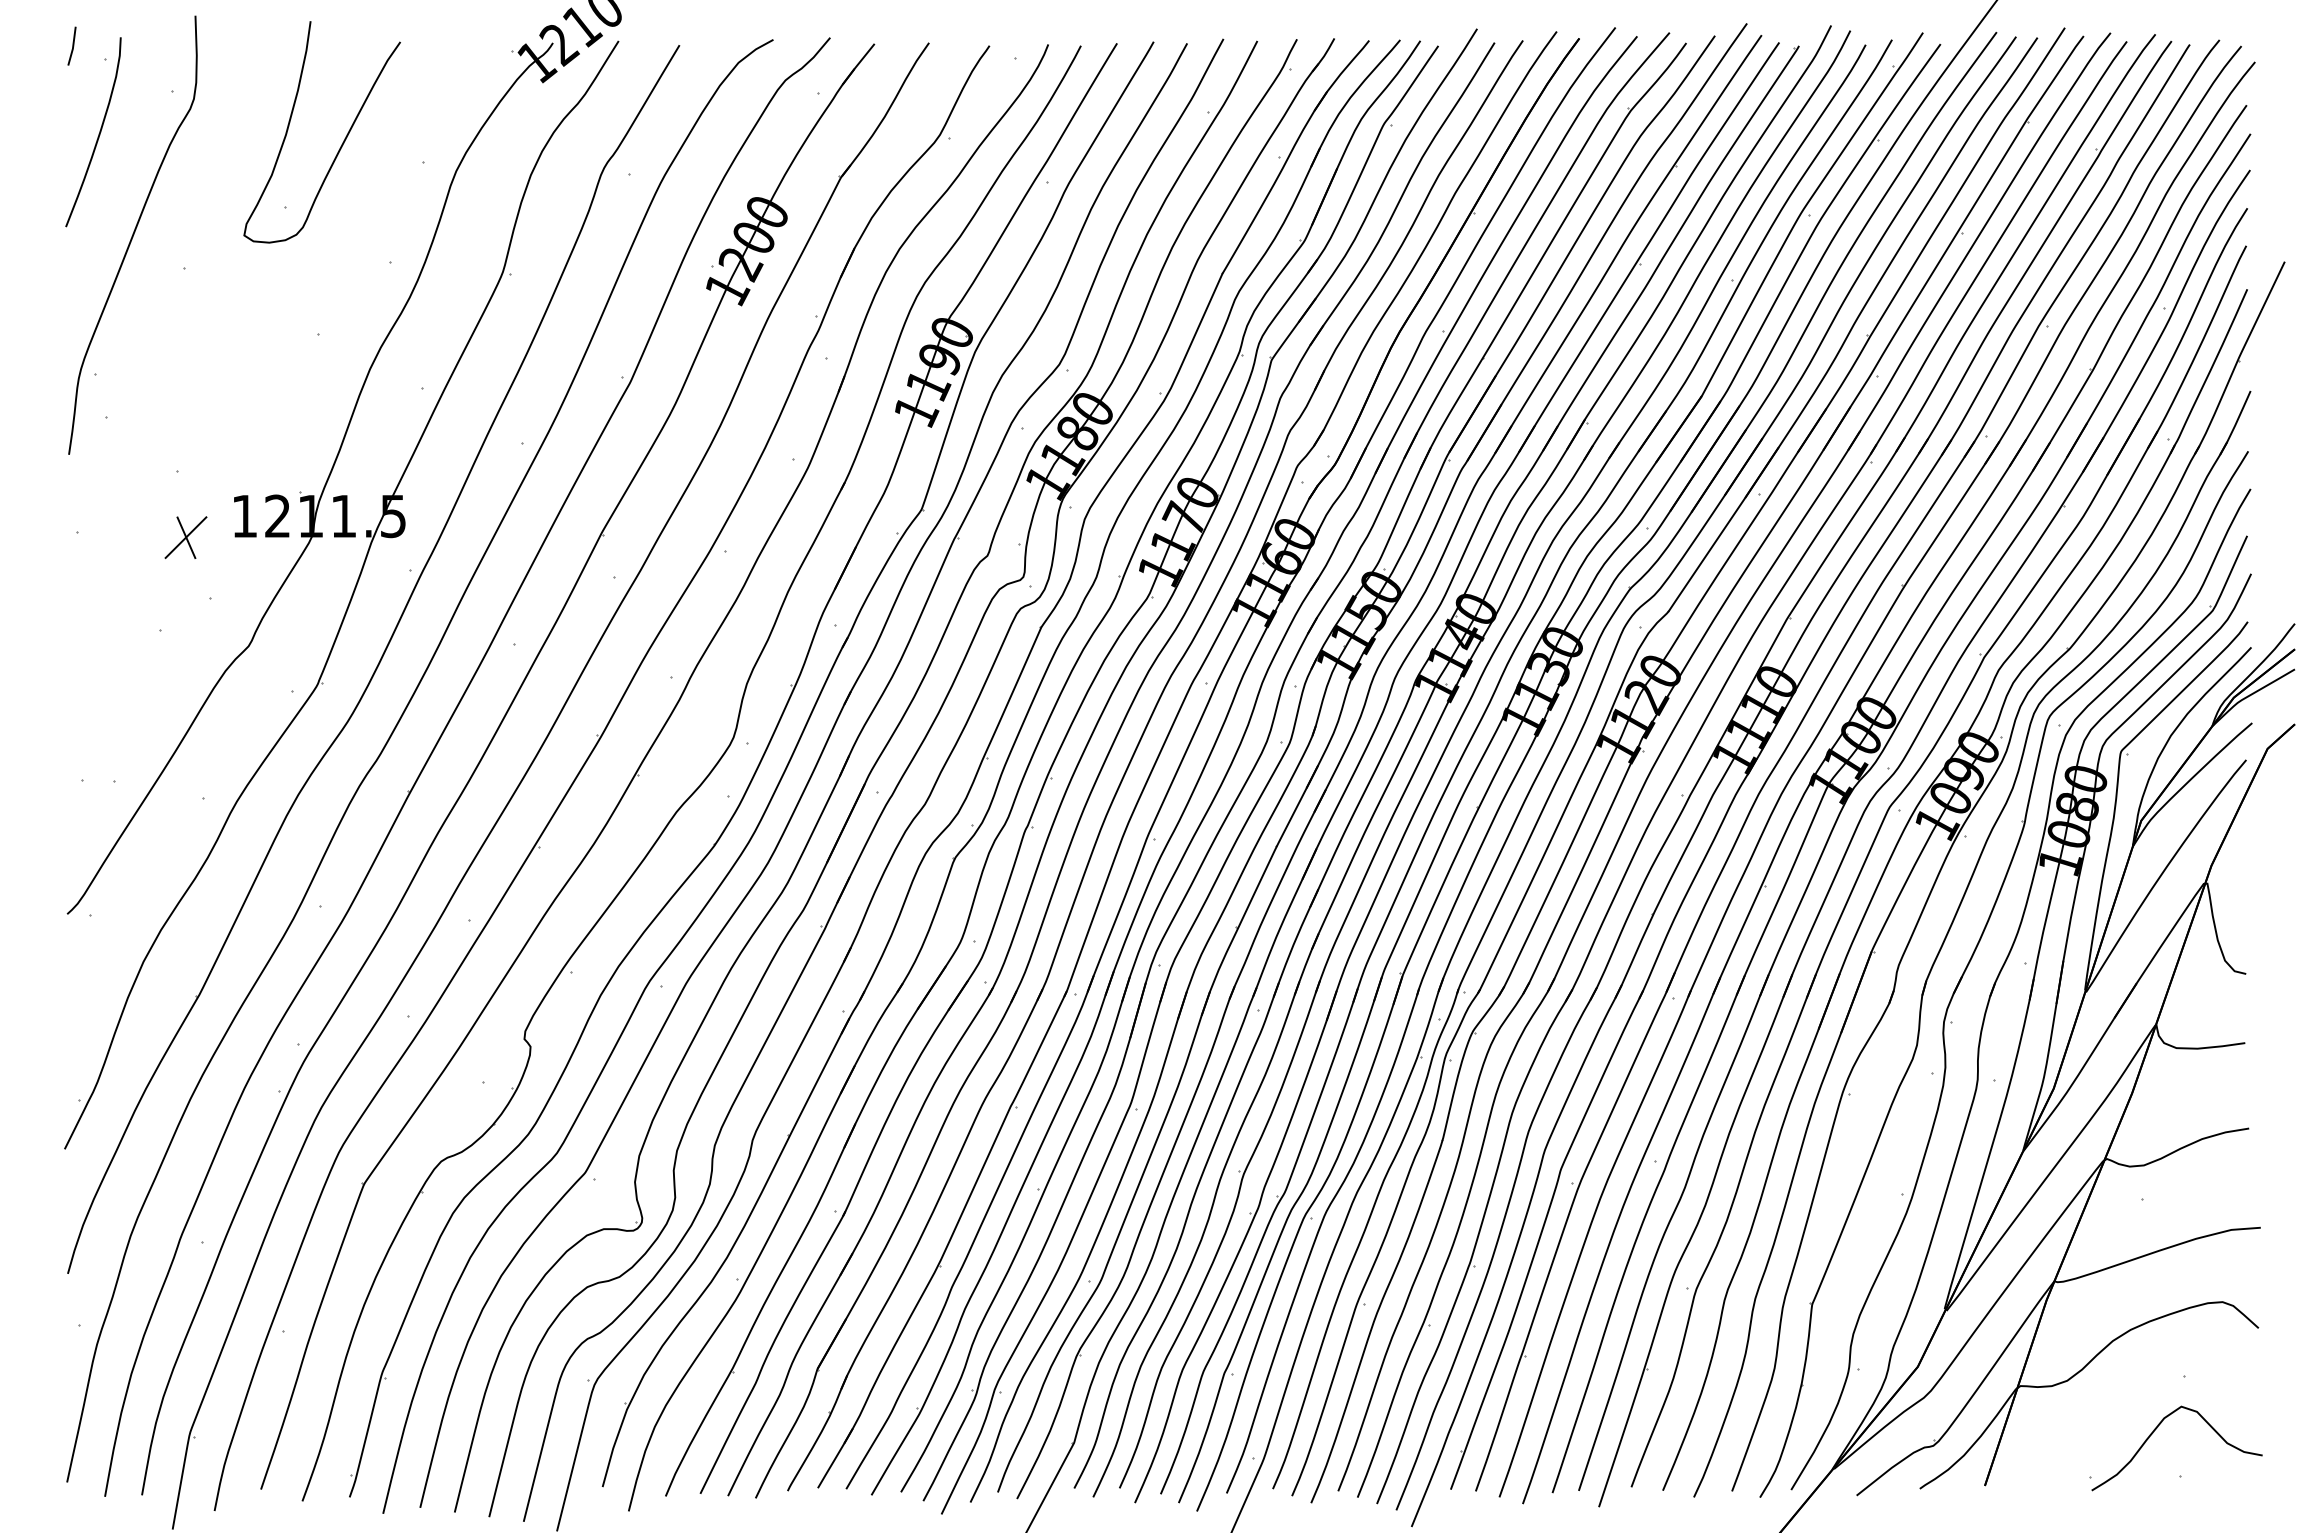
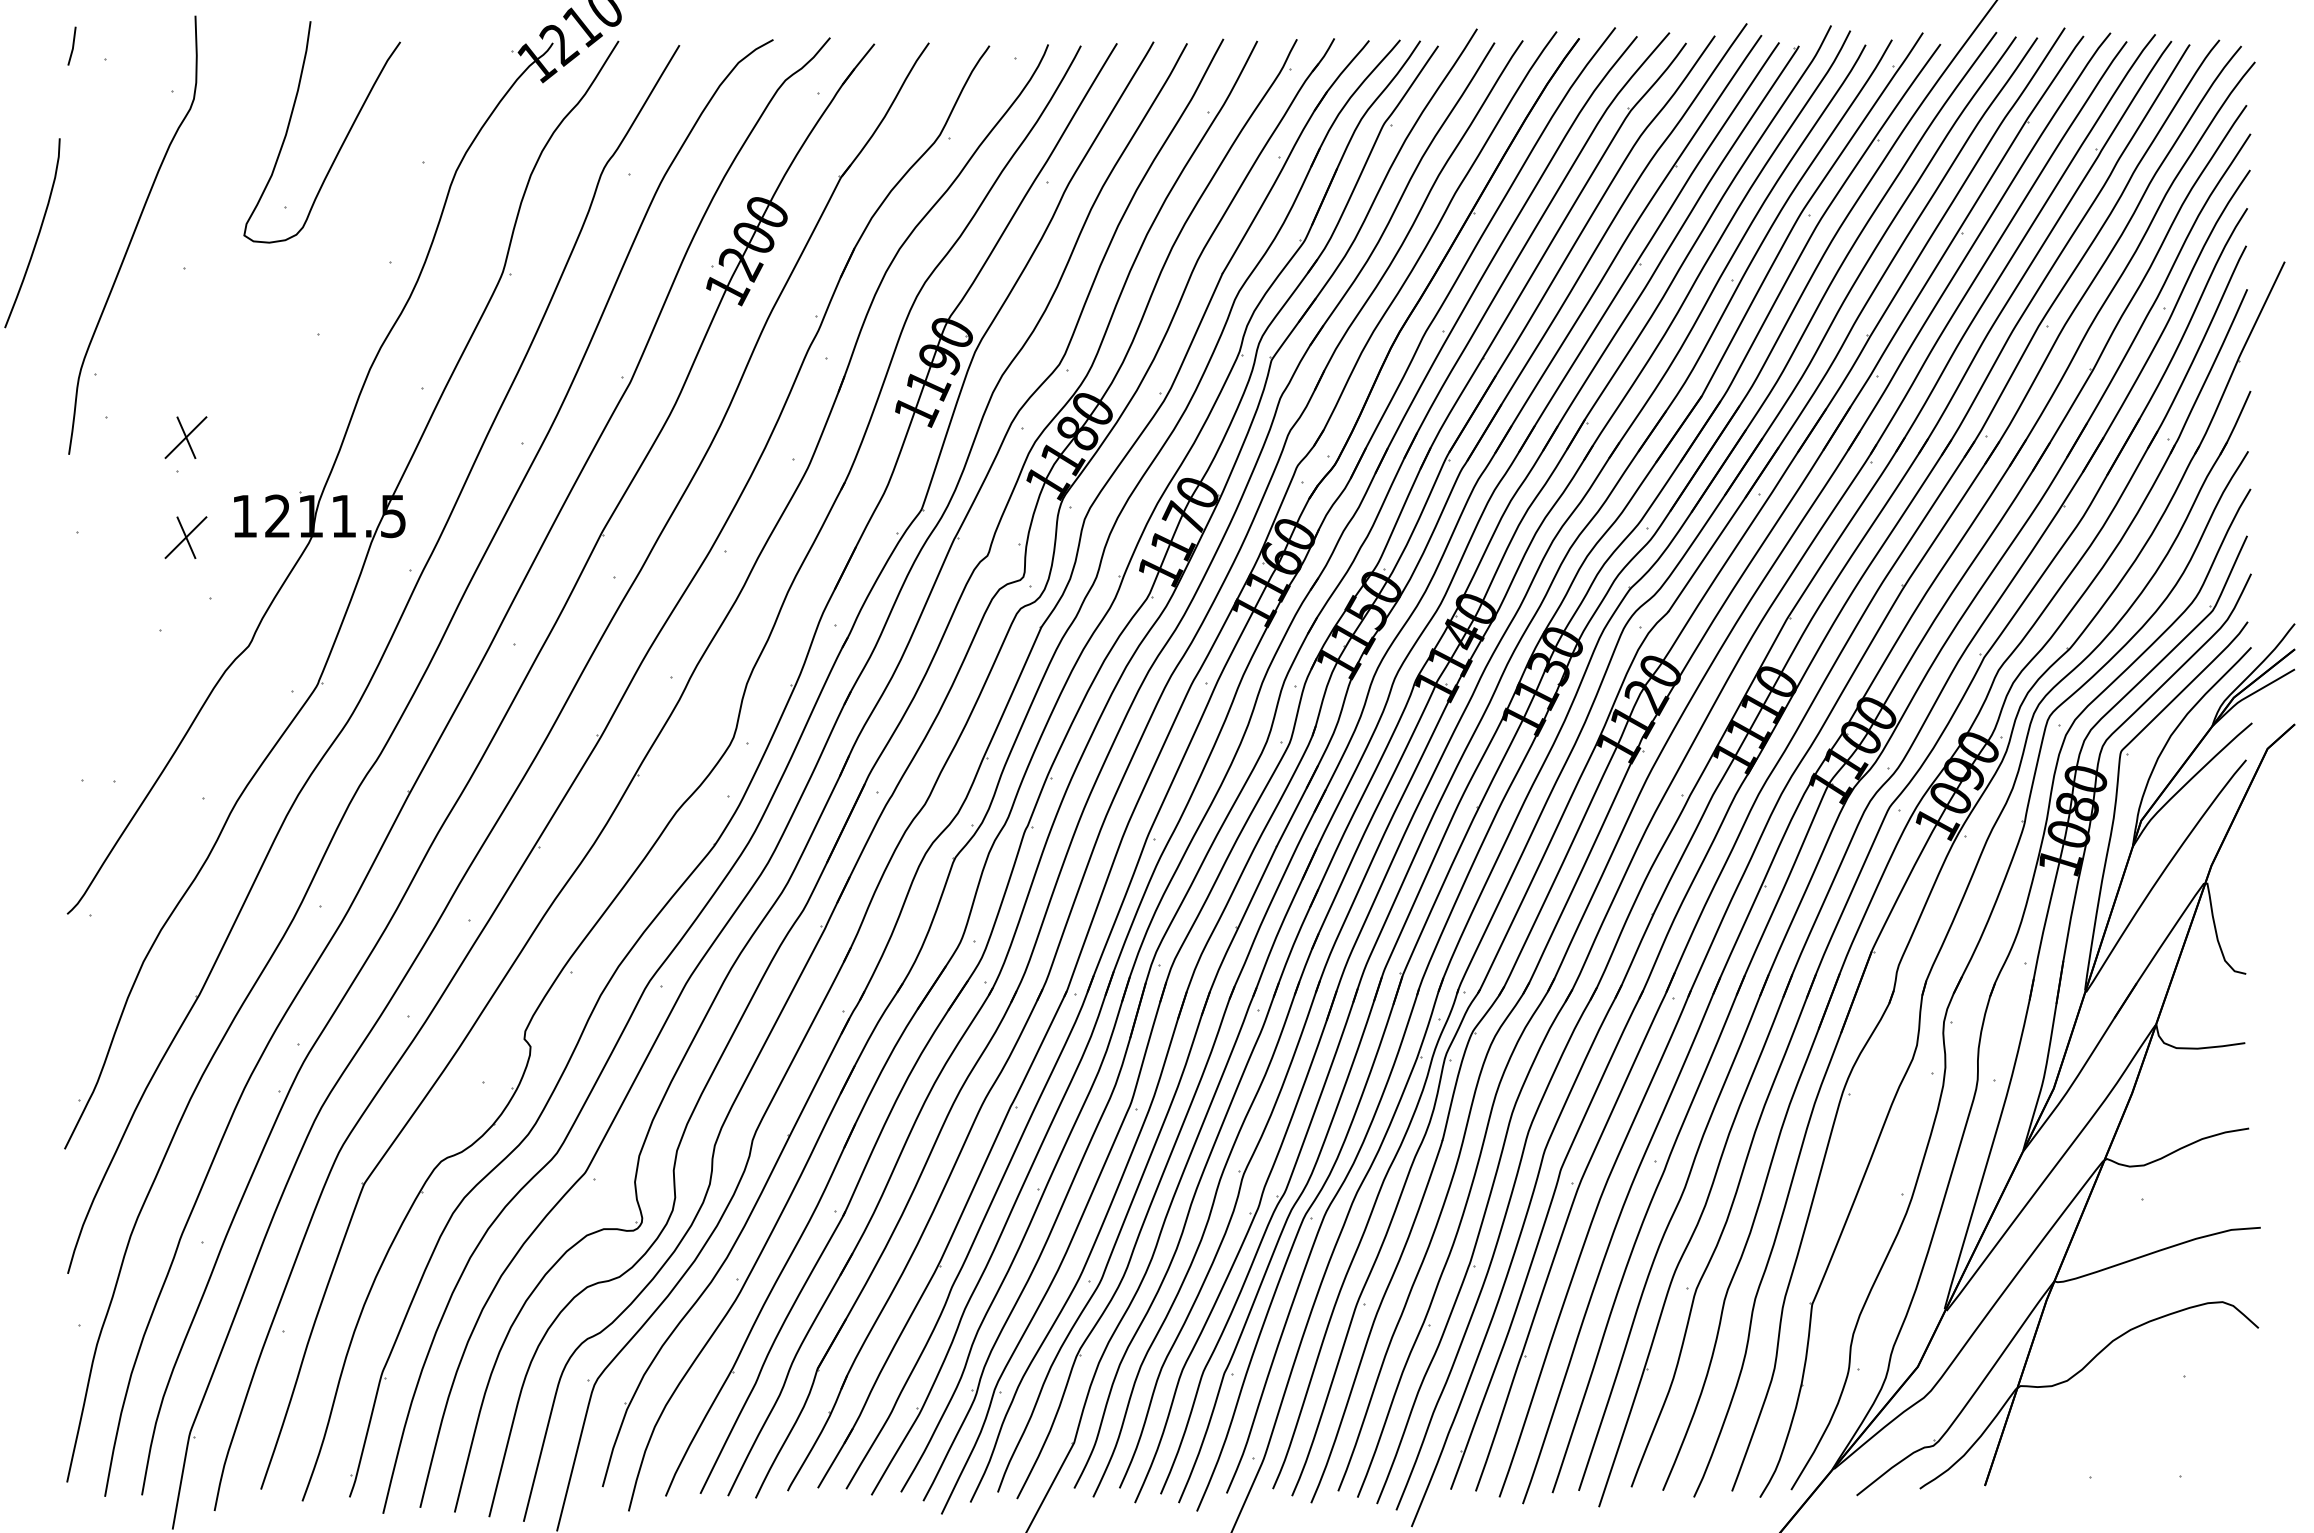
curve position: (98, 133) -> (37, 234) (37, 234)
part: none -> present (185, 437)
curve: present -> none (2153, 1433)
